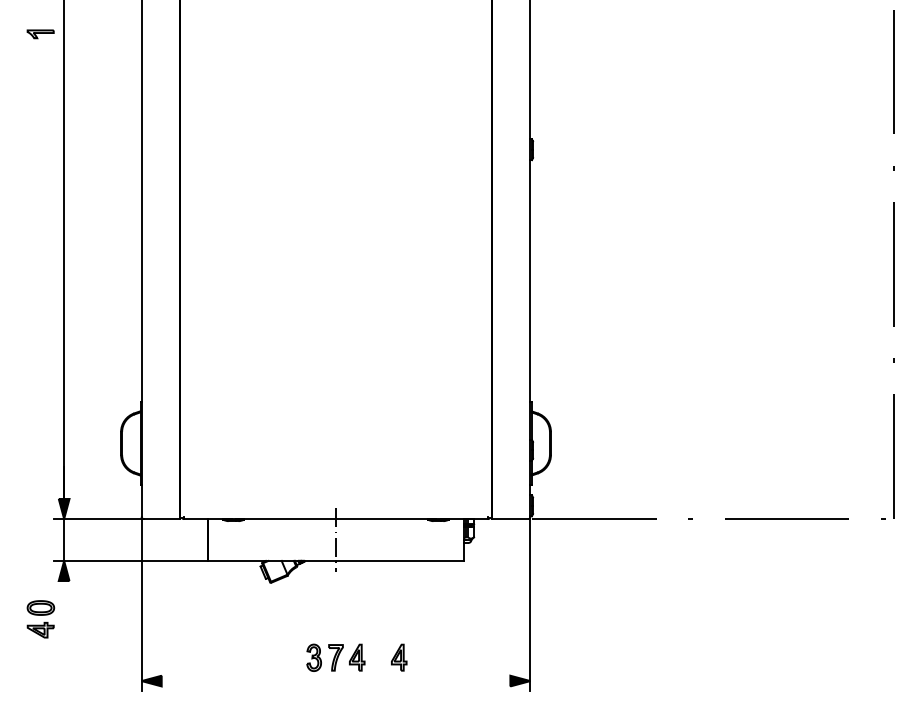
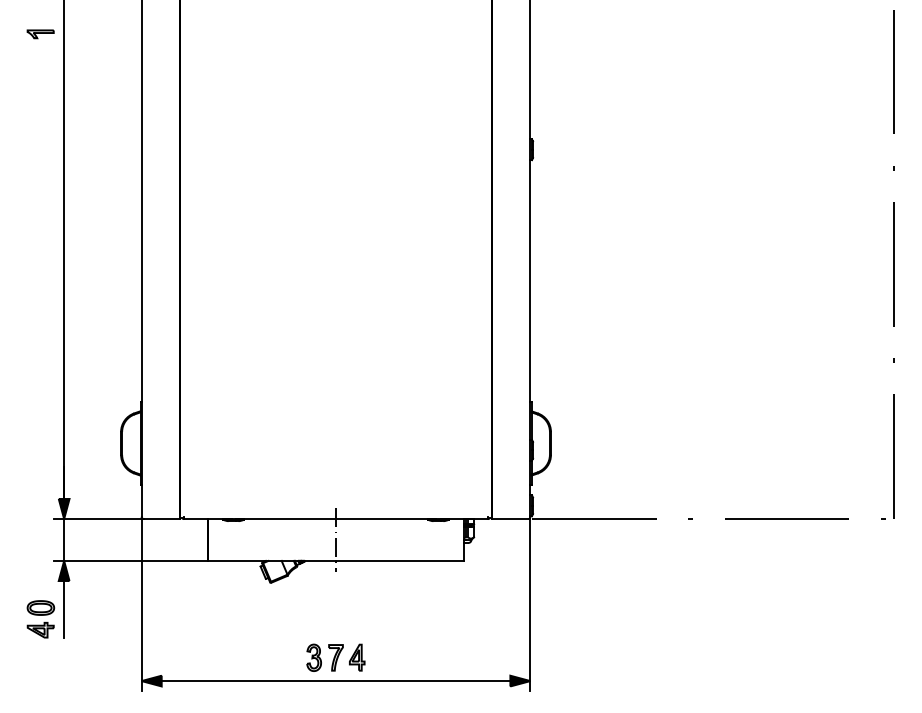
line: none -> present (64, 609)
part: present -> none (399, 657)
line: none -> present (335, 681)
